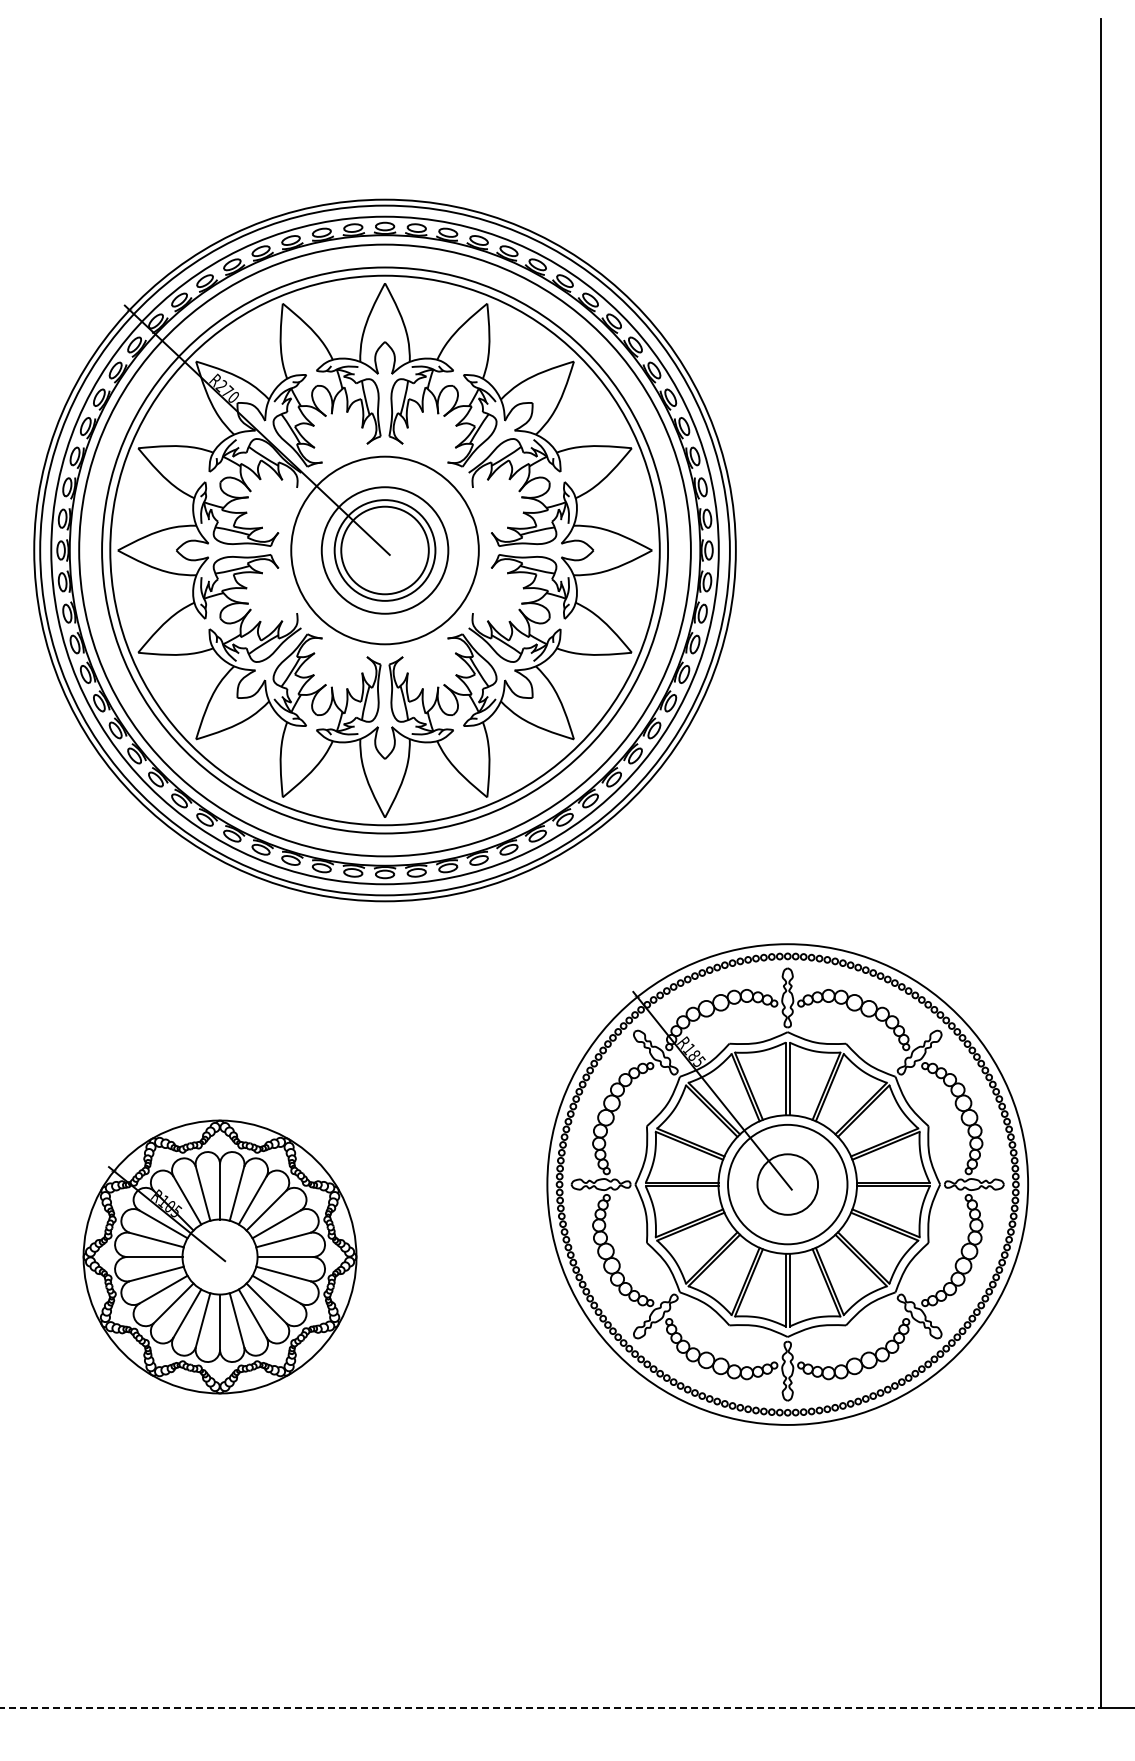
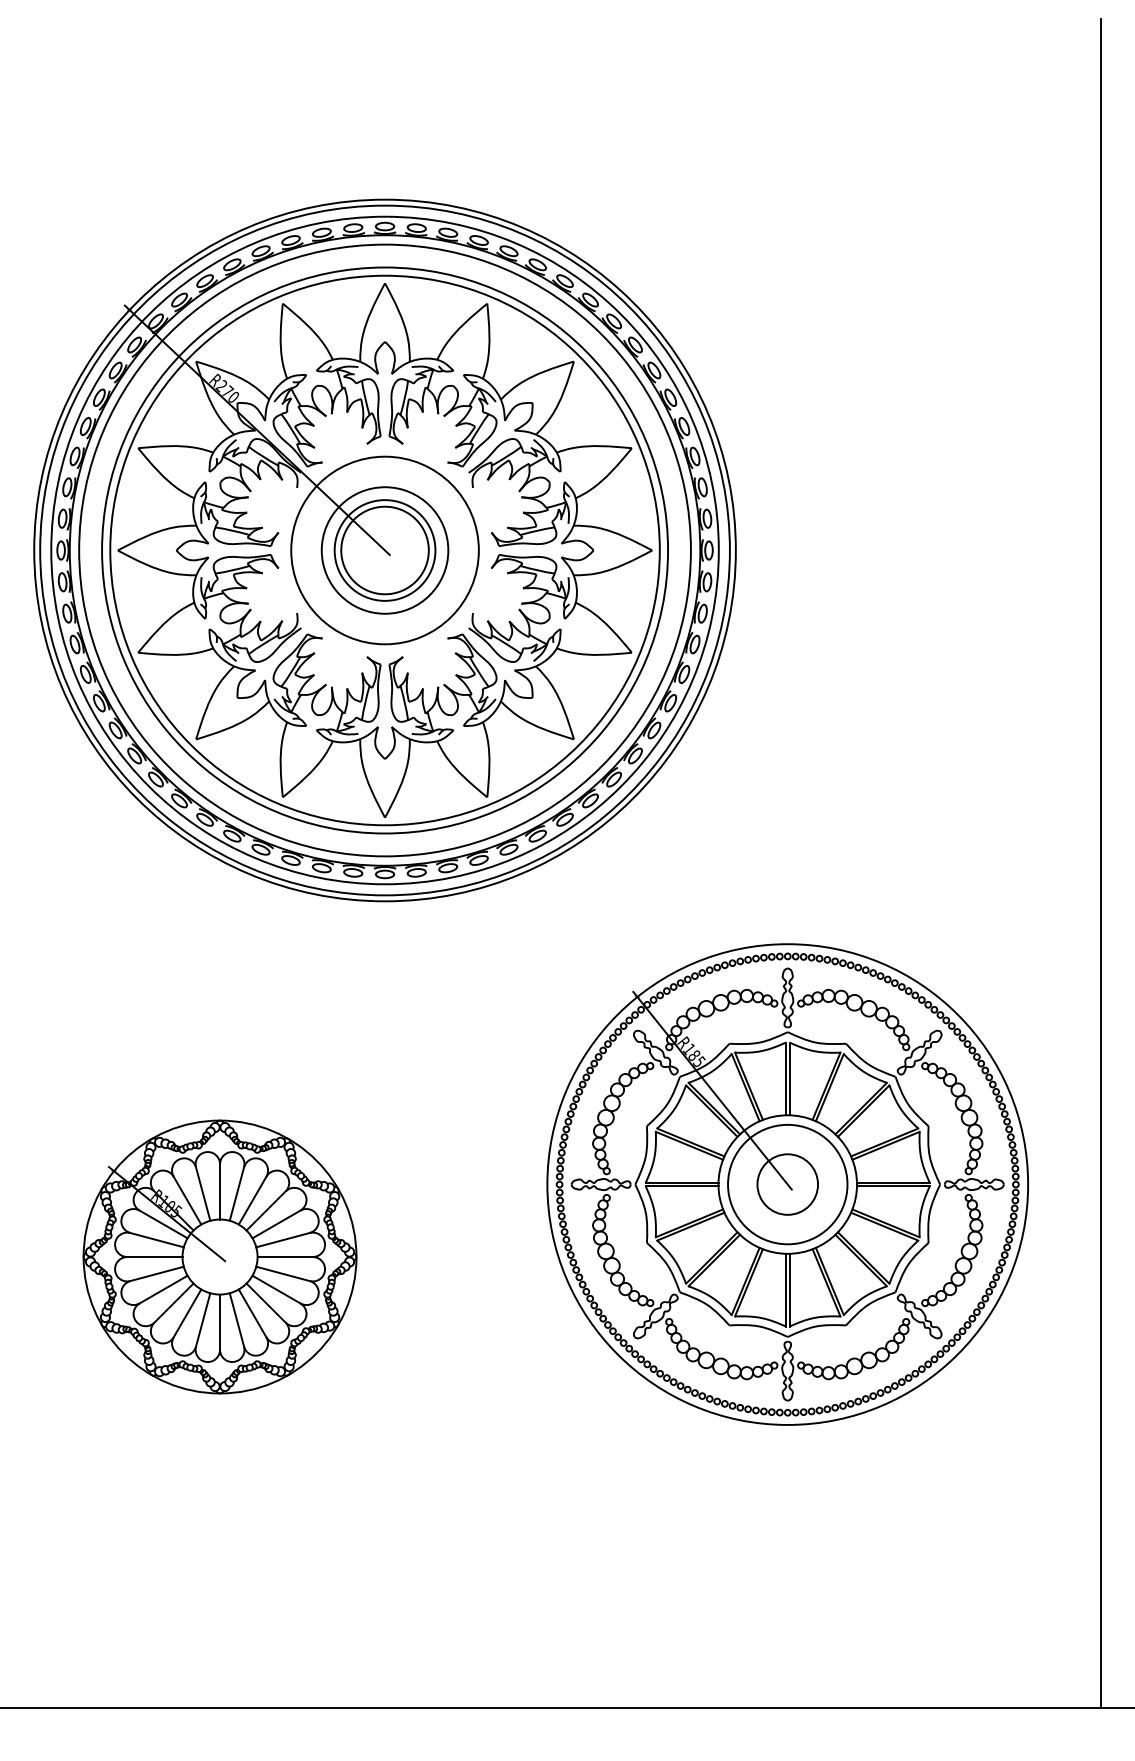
line: dashed -> solid (550, 1708)
